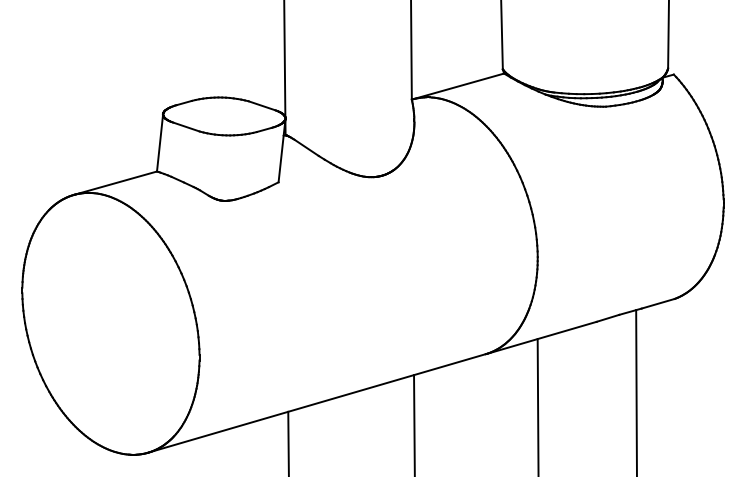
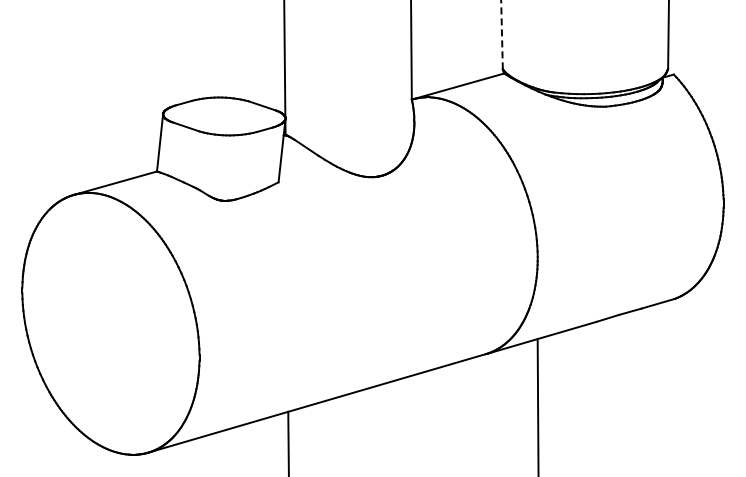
line: solid -> dashed (502, 34)
line: present -> none (636, 391)
line: present -> none (414, 424)
